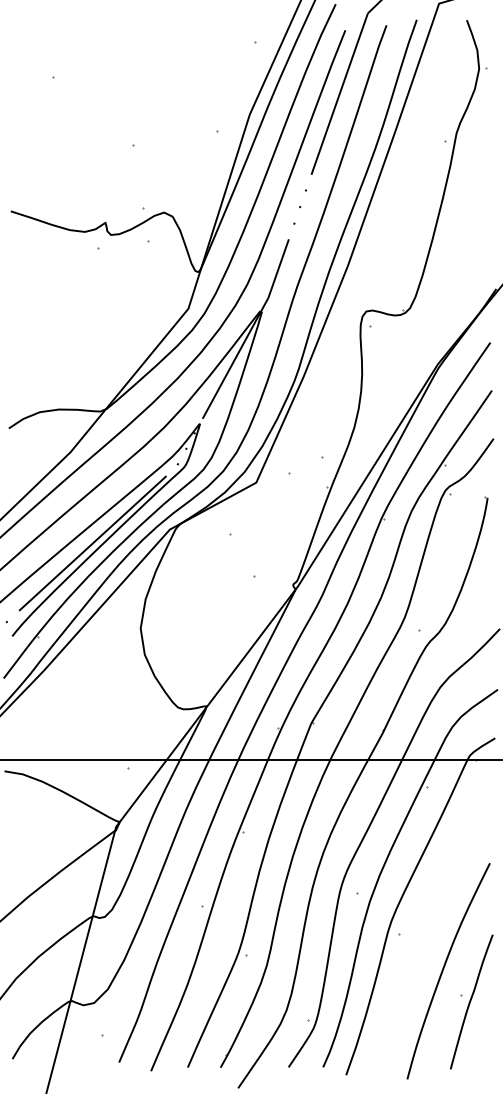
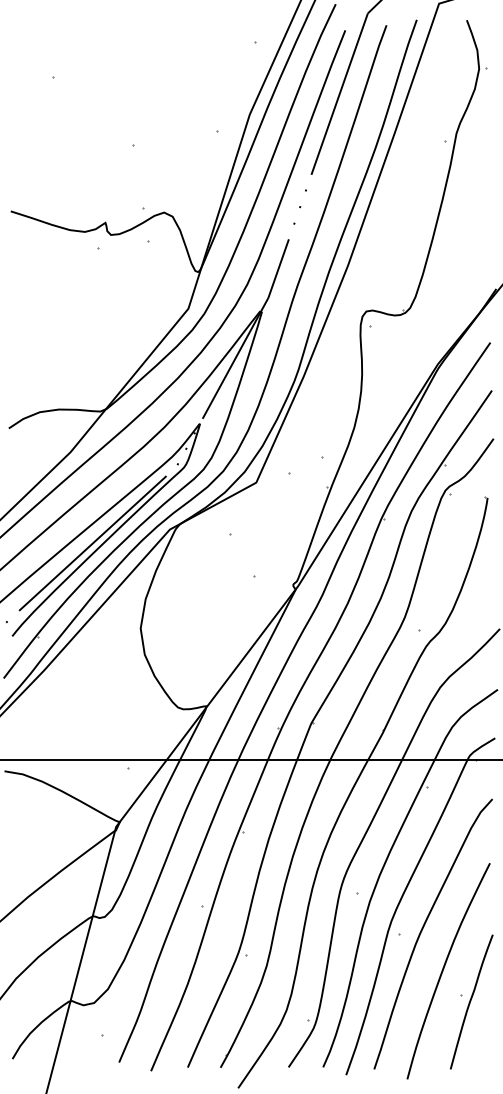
curve: none -> present (423, 929)
